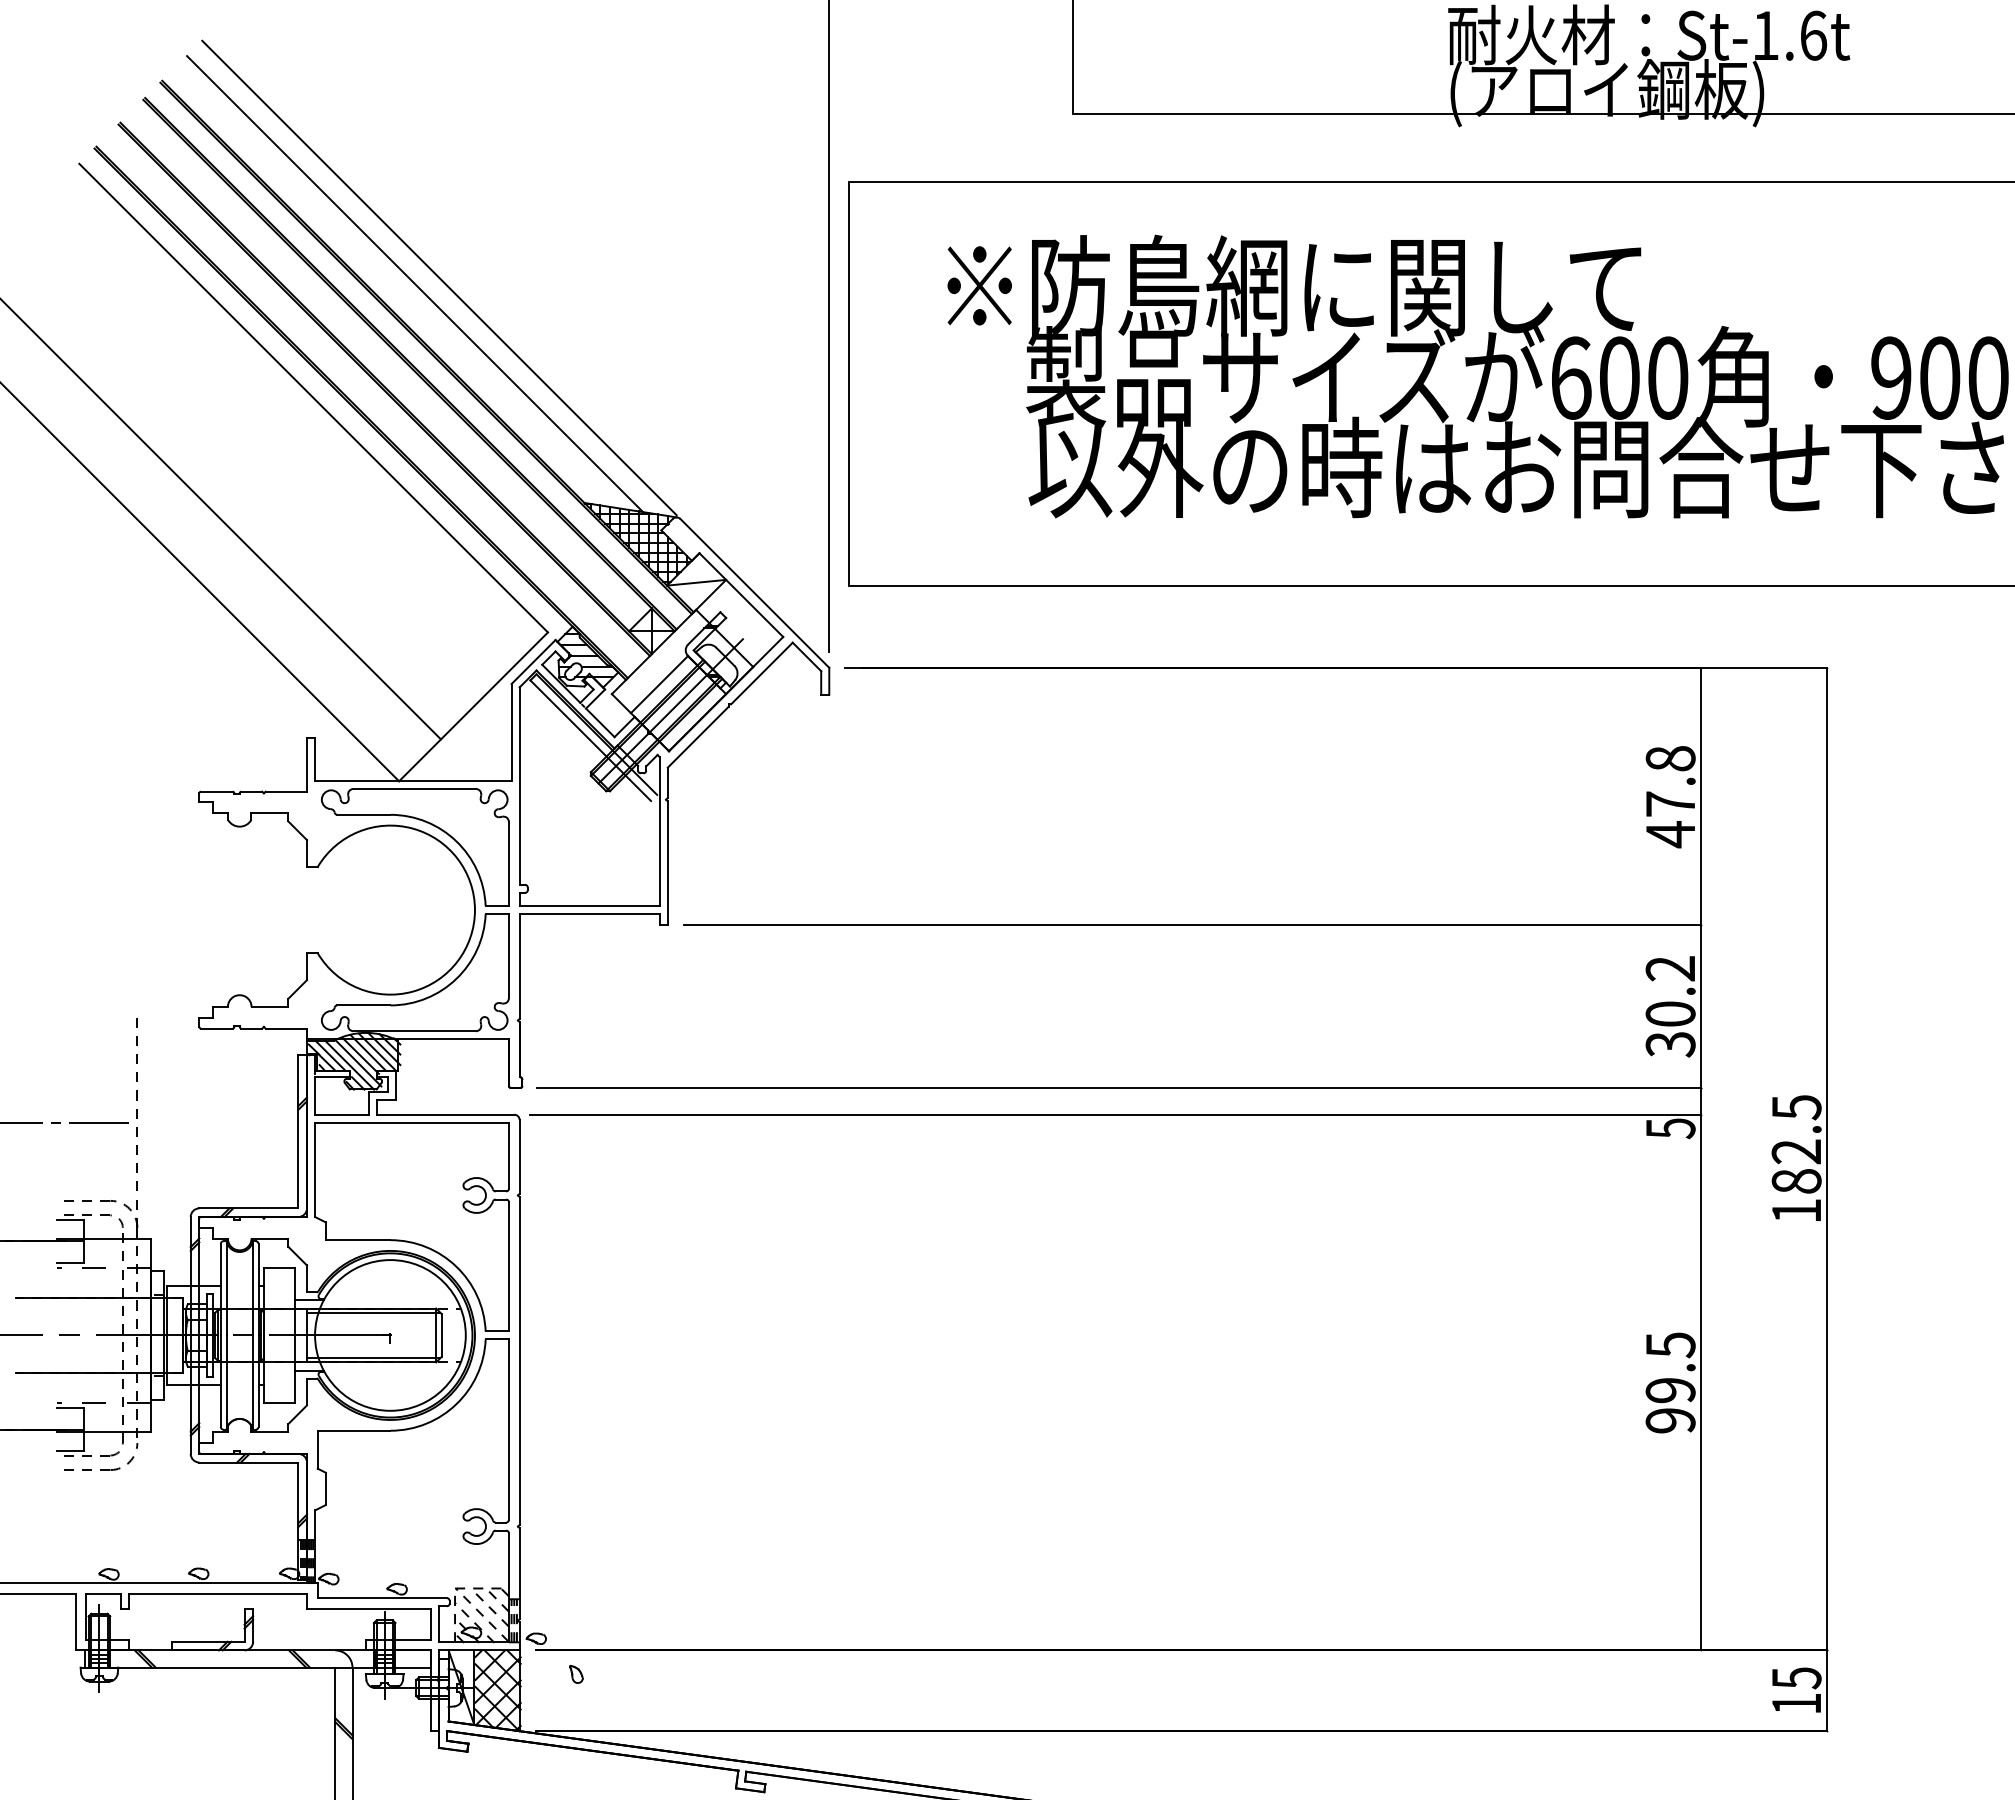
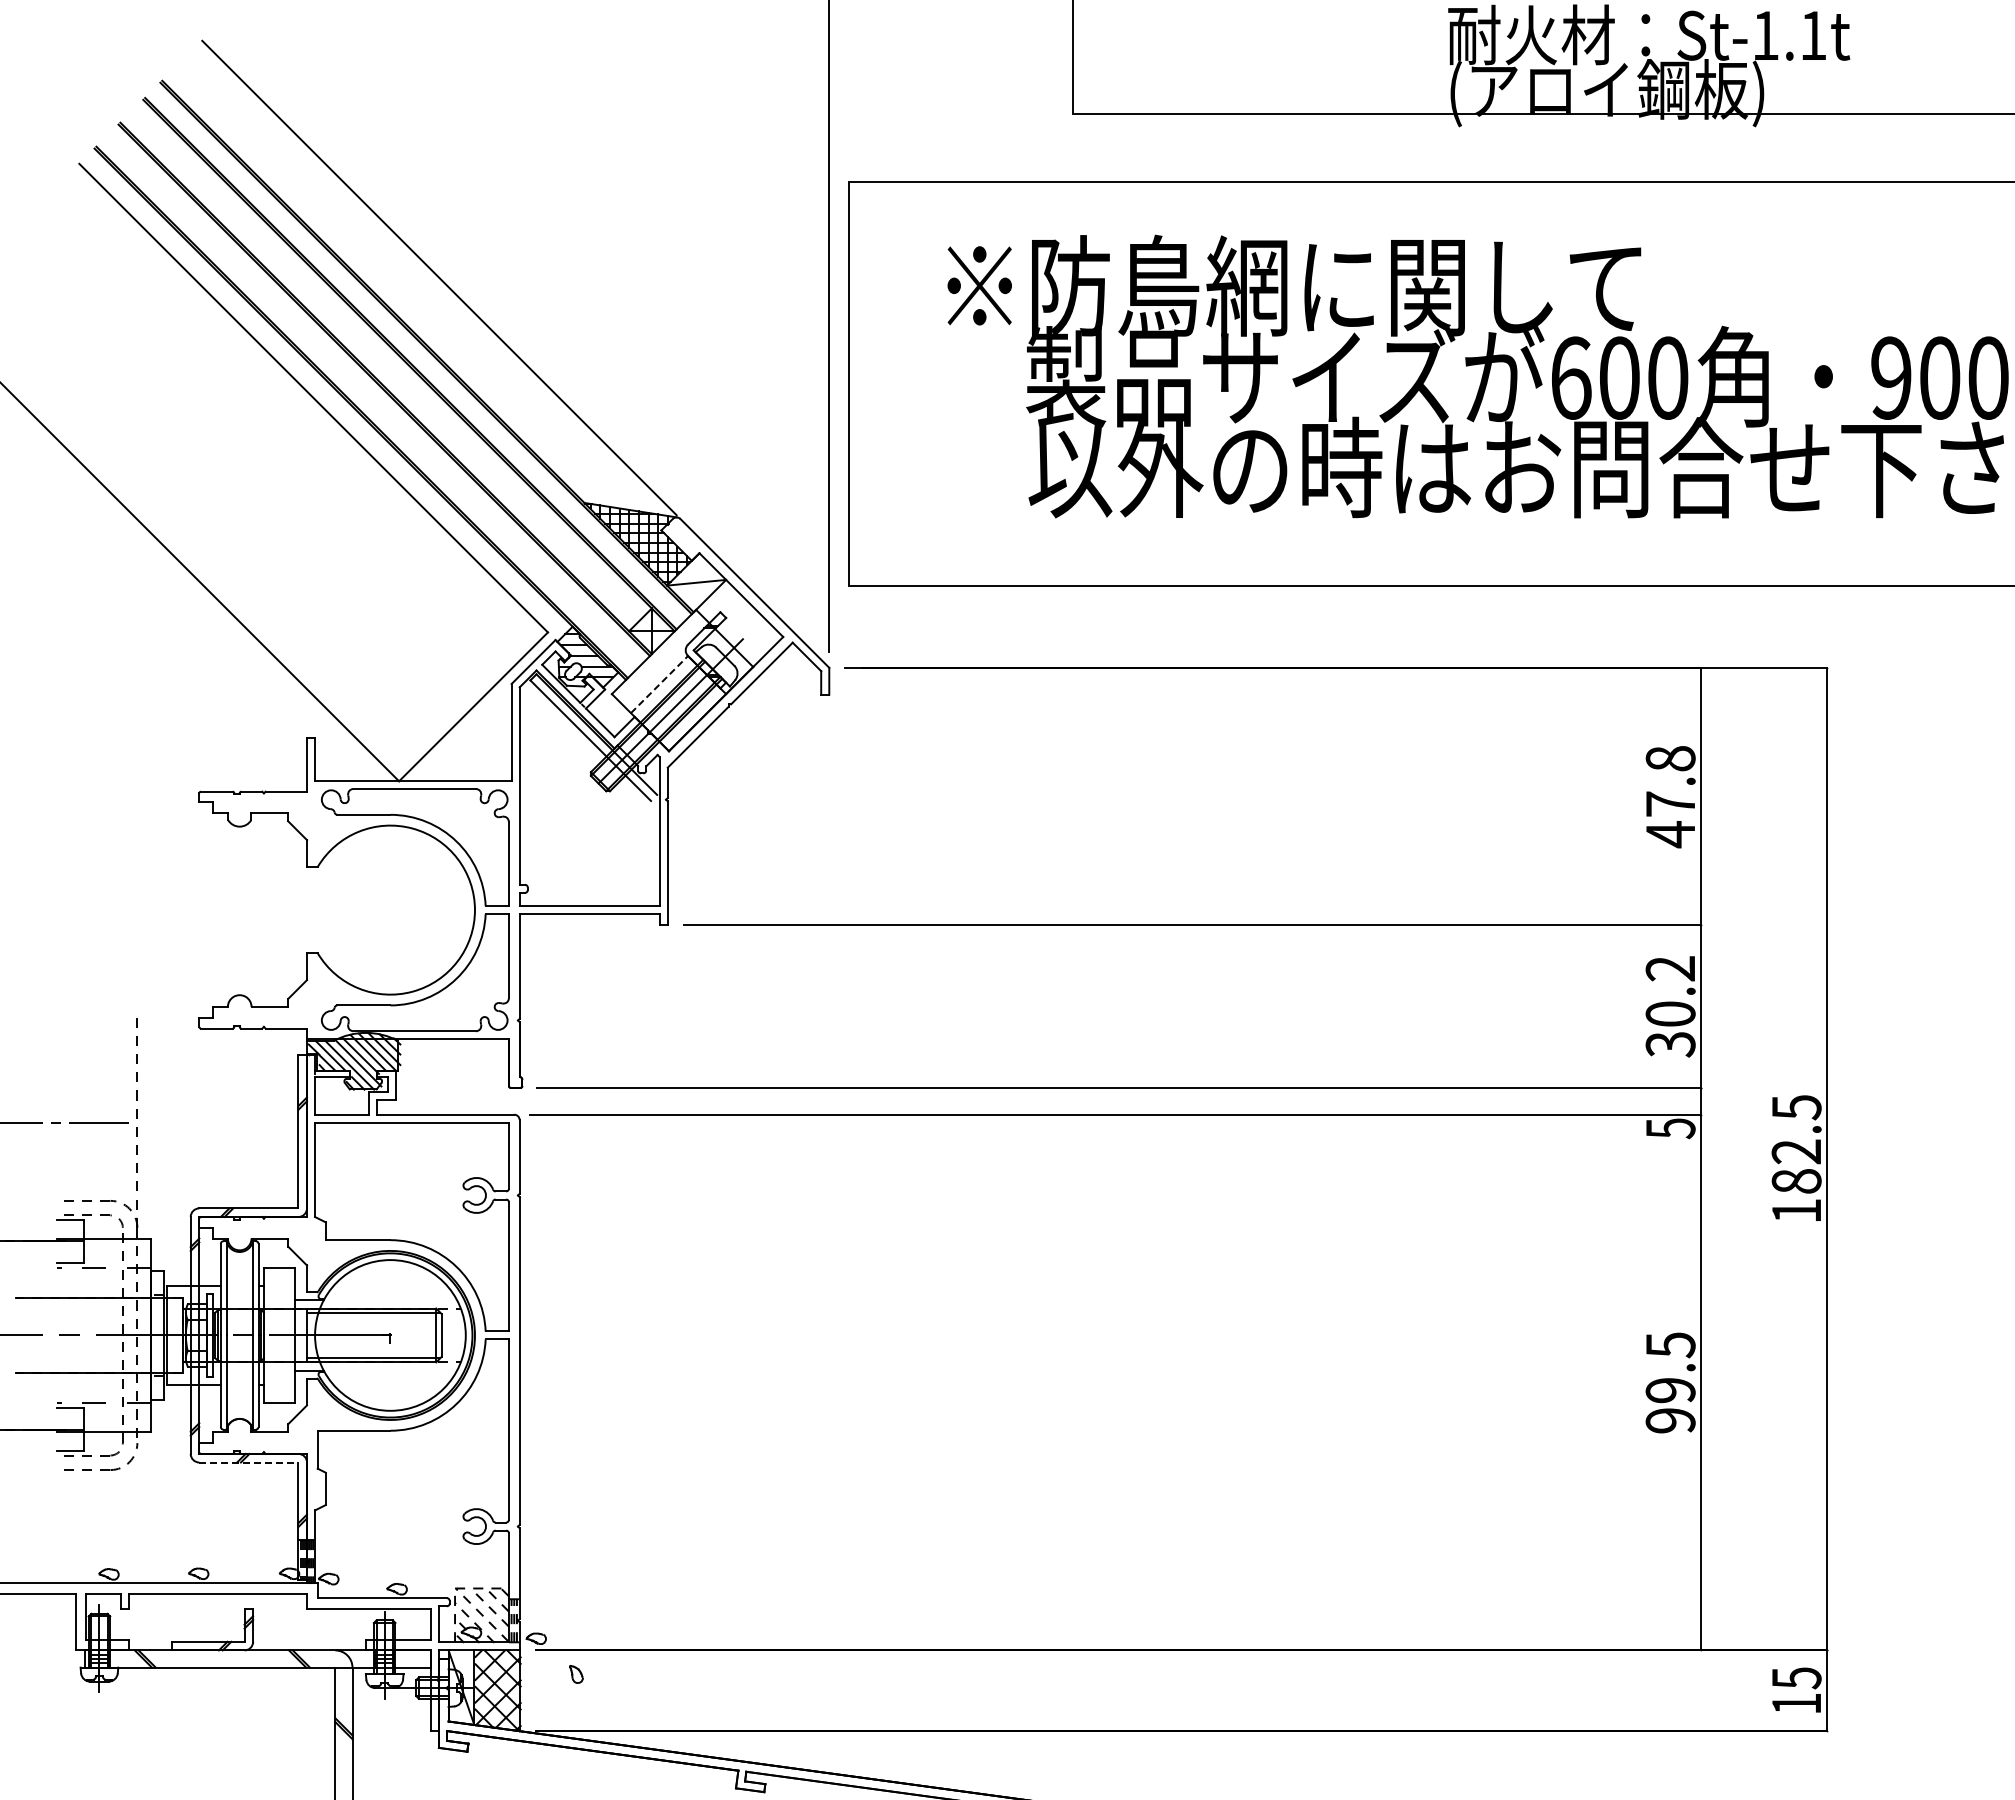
text: St-1.6t -> St-1.1t (1814, 35)
line: present -> none (415, 284)
line: present -> none (221, 519)
line: solid -> dashed (659, 684)
line: solid -> dashed (248, 1462)
